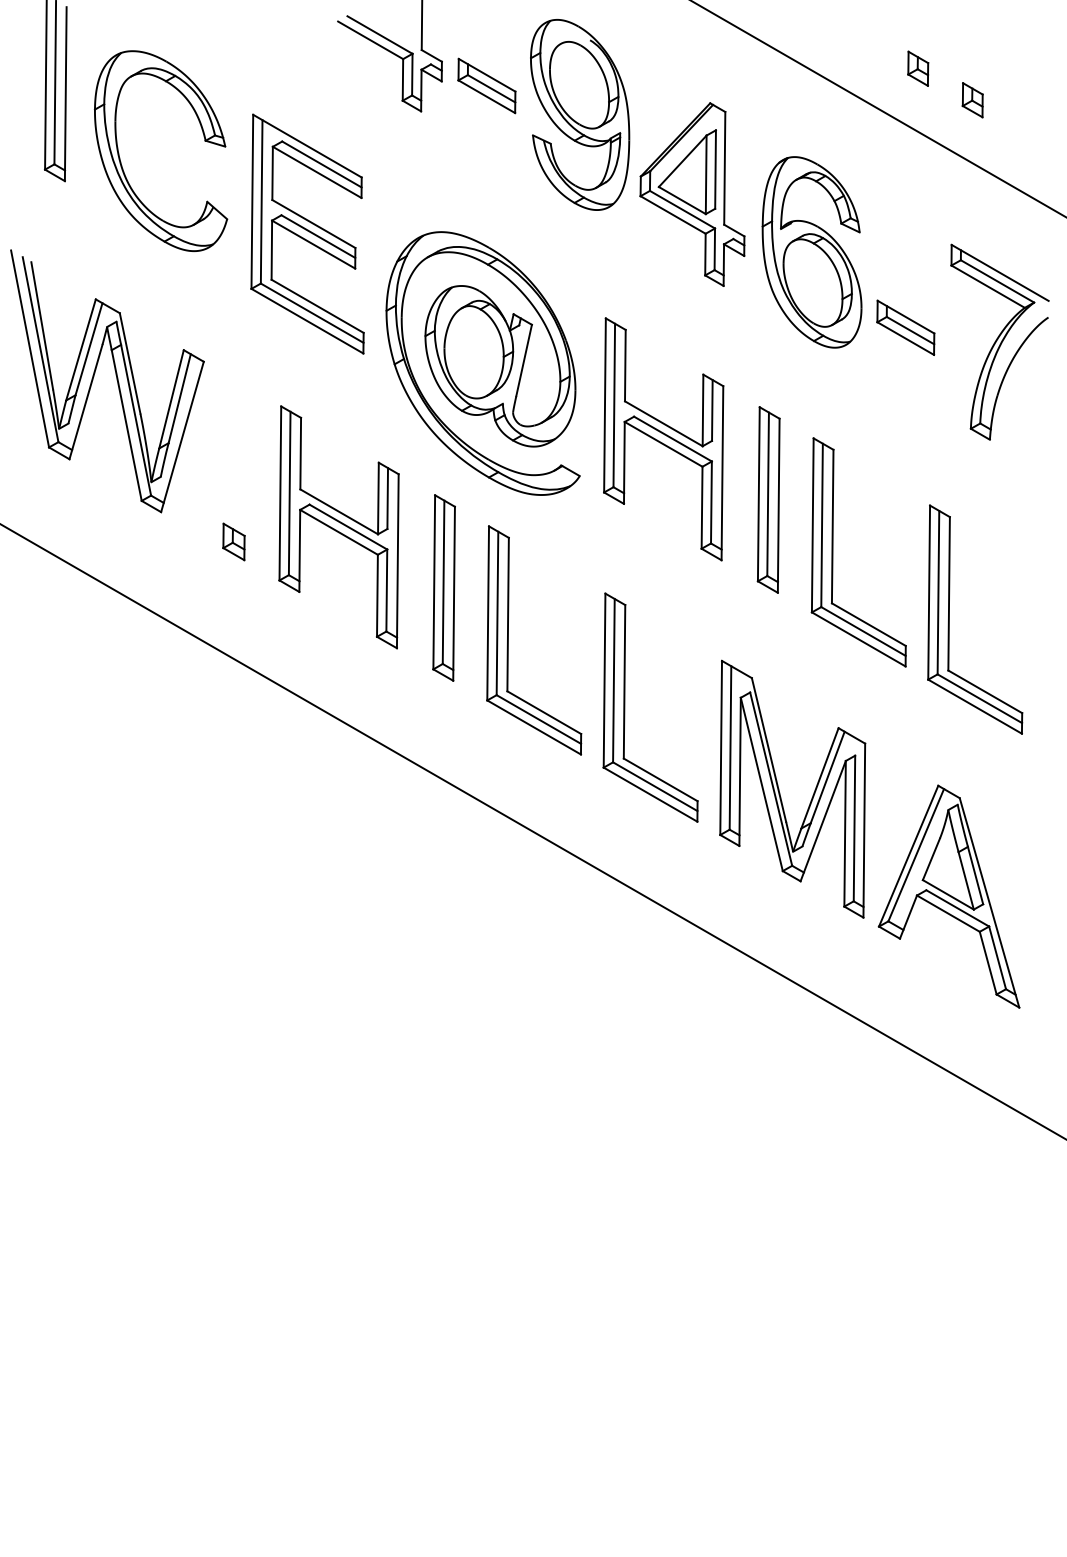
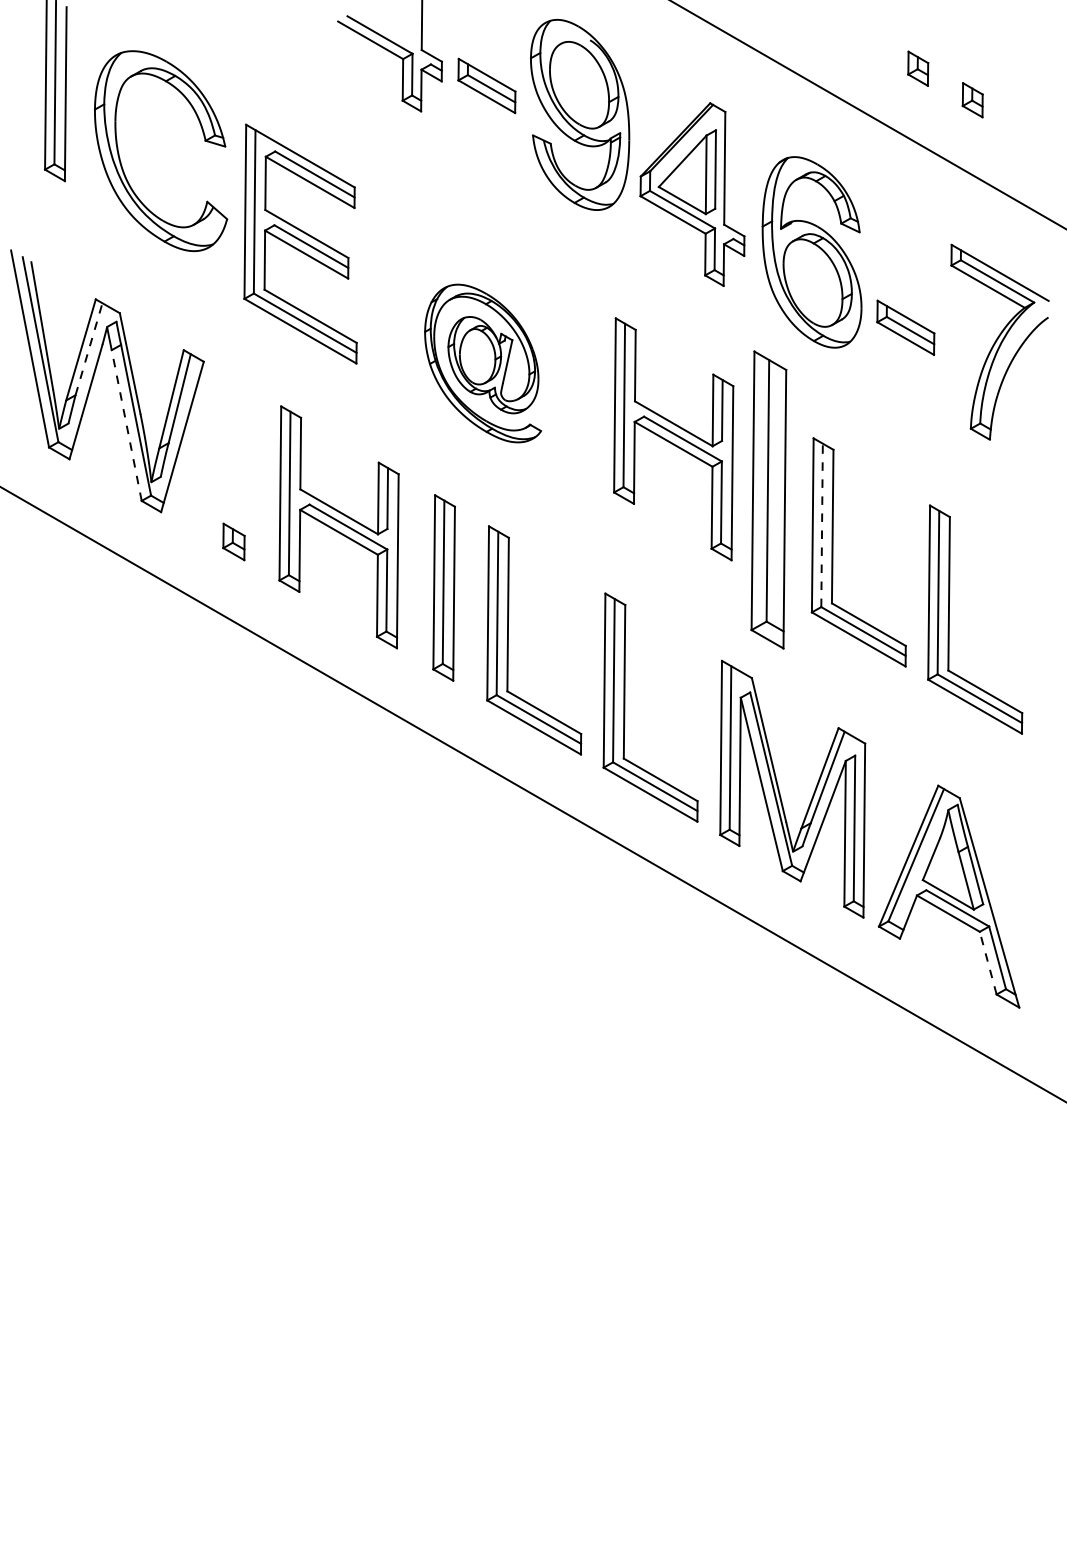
line position: (878, 108) -> (868, 114) (868, 114)
part position: (307, 233) -> (300, 243) (300, 243)
line: solid -> dashed (89, 349)
part size: 196x265 px -> 118x161 px (482, 363)
line: solid -> dashed (126, 425)
part position: (663, 439) -> (673, 439) (673, 439)
part size: 25x188 px -> 38x300 px (768, 499)
line: solid -> dashed (822, 525)
line position: (532, 831) -> (532, 794) (532, 794)
line: solid -> dashed (988, 962)
